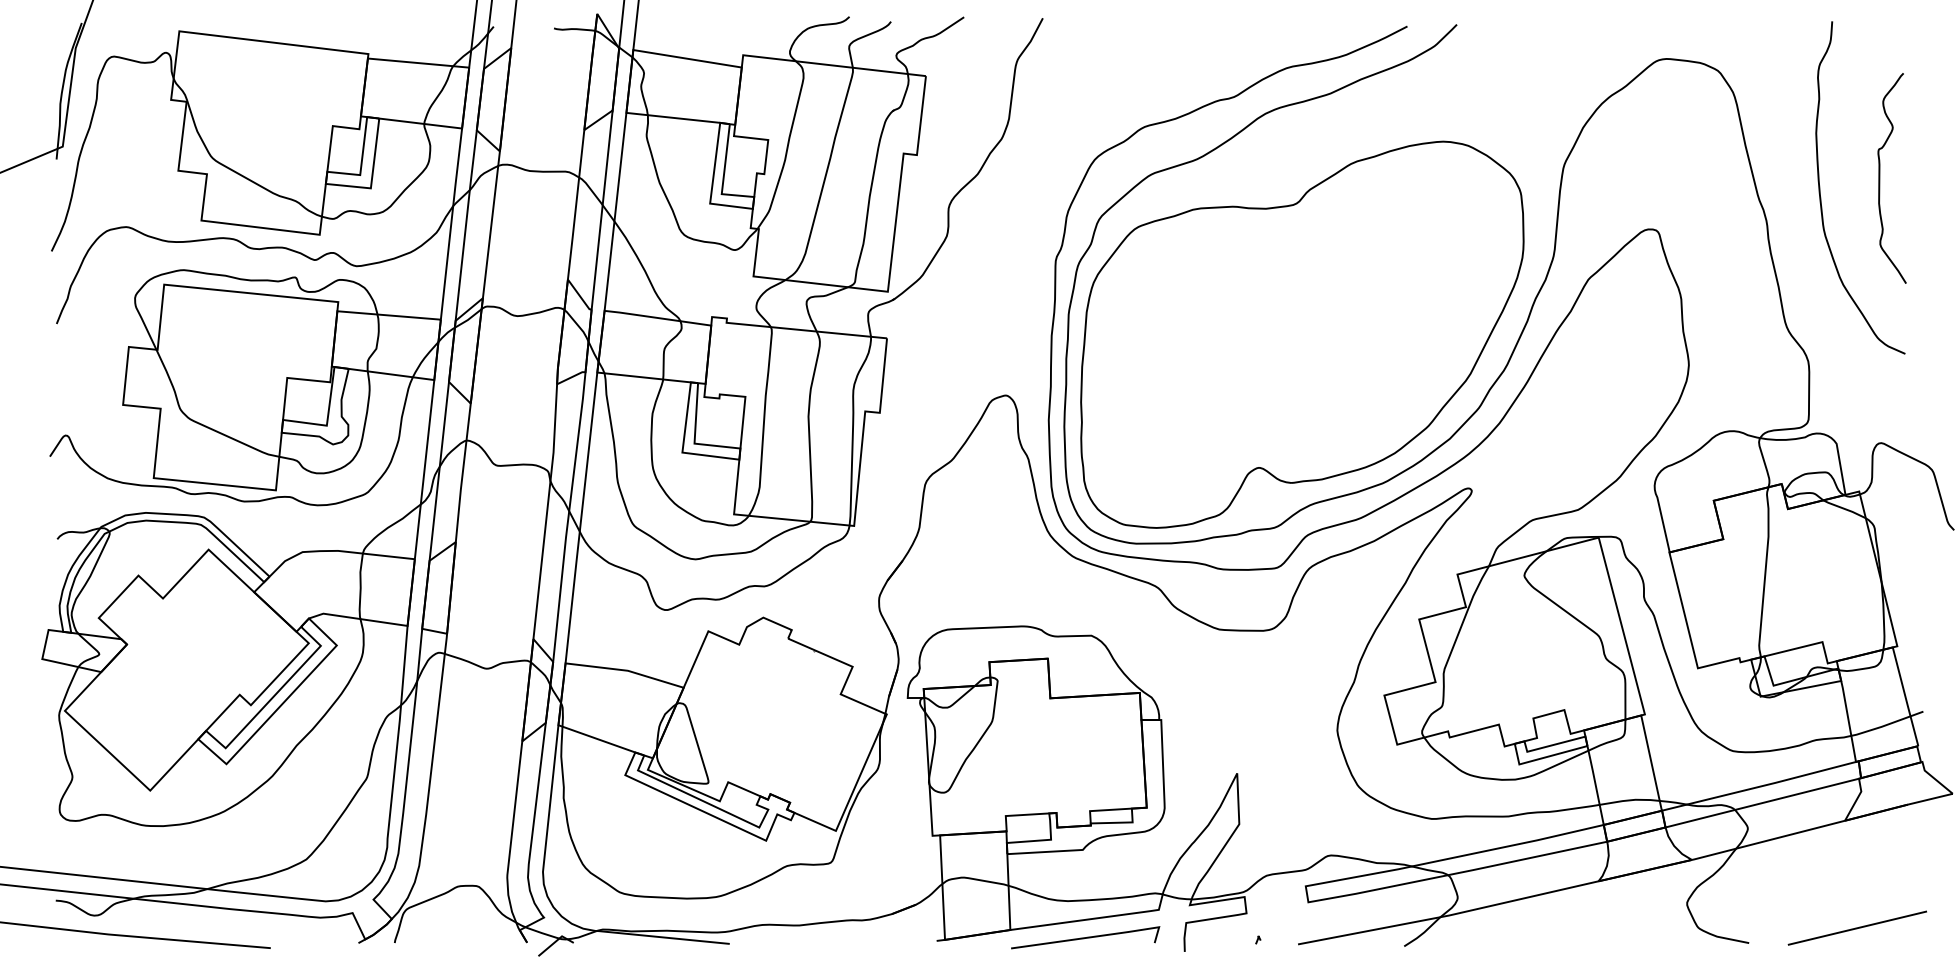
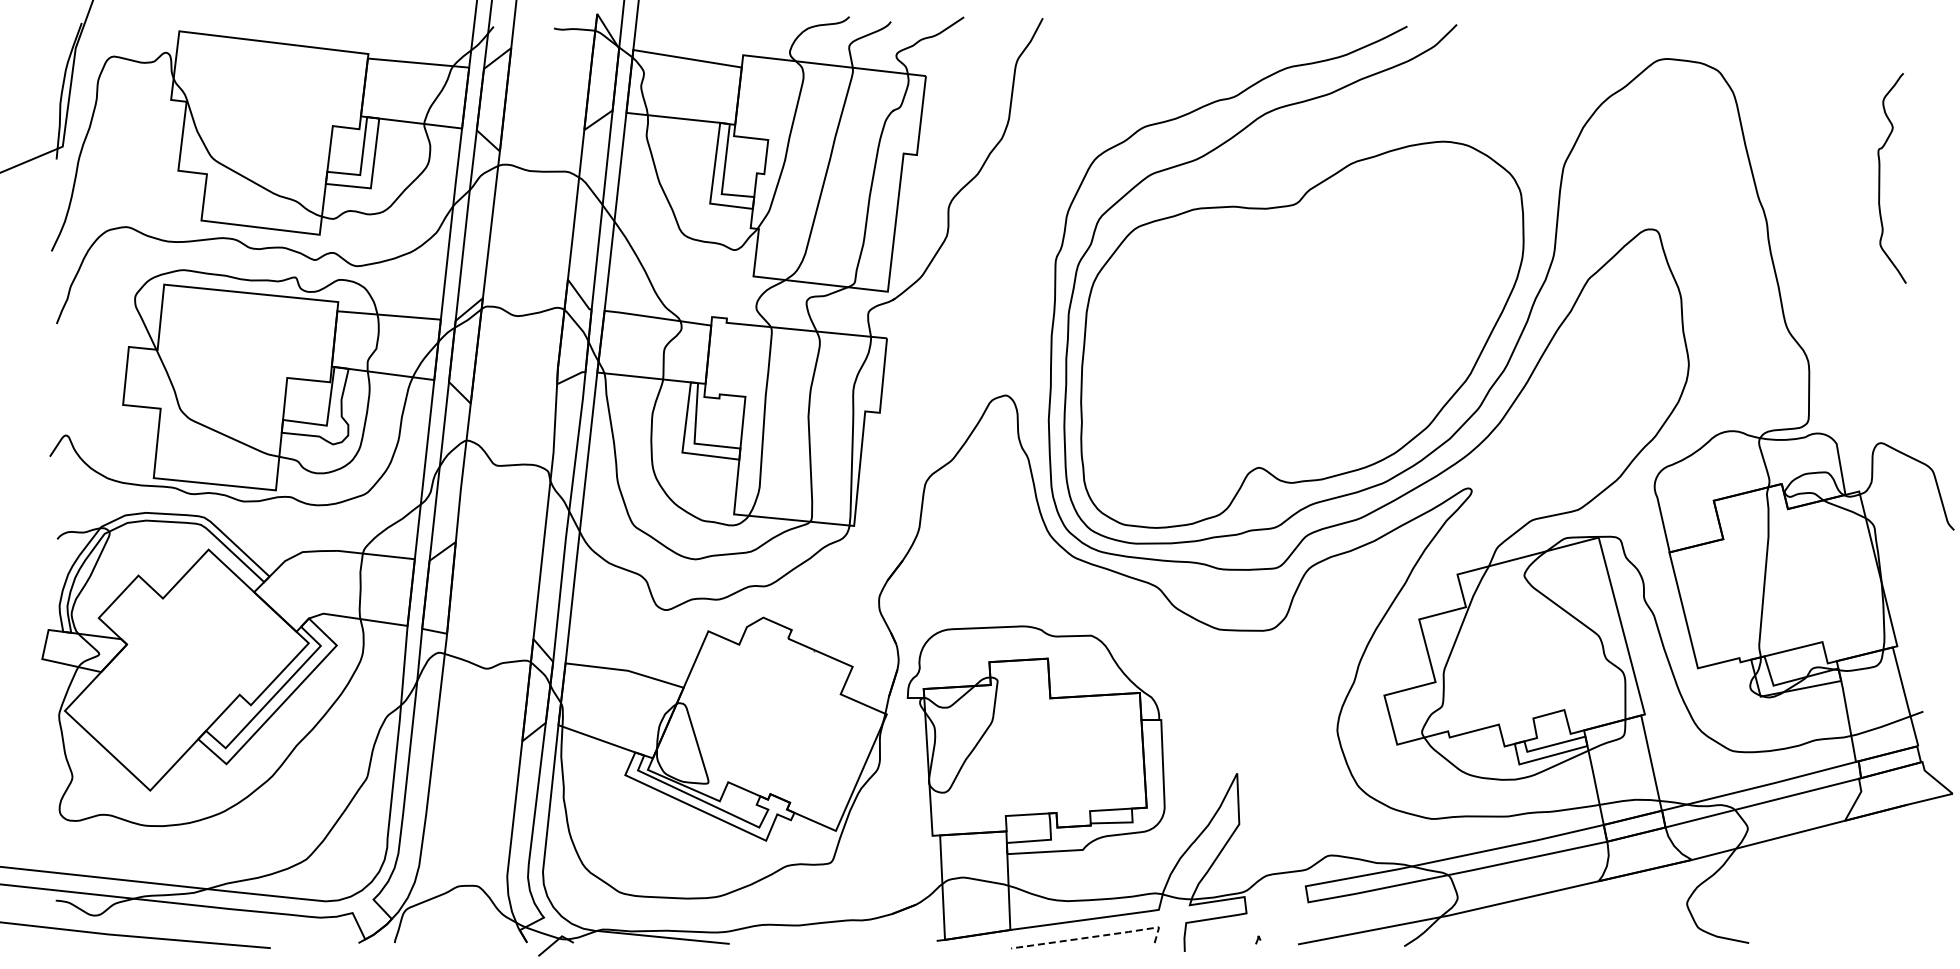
curve: present -> none (1820, 187)
line: present -> none (1856, 927)
line: solid -> dashed (1094, 936)
